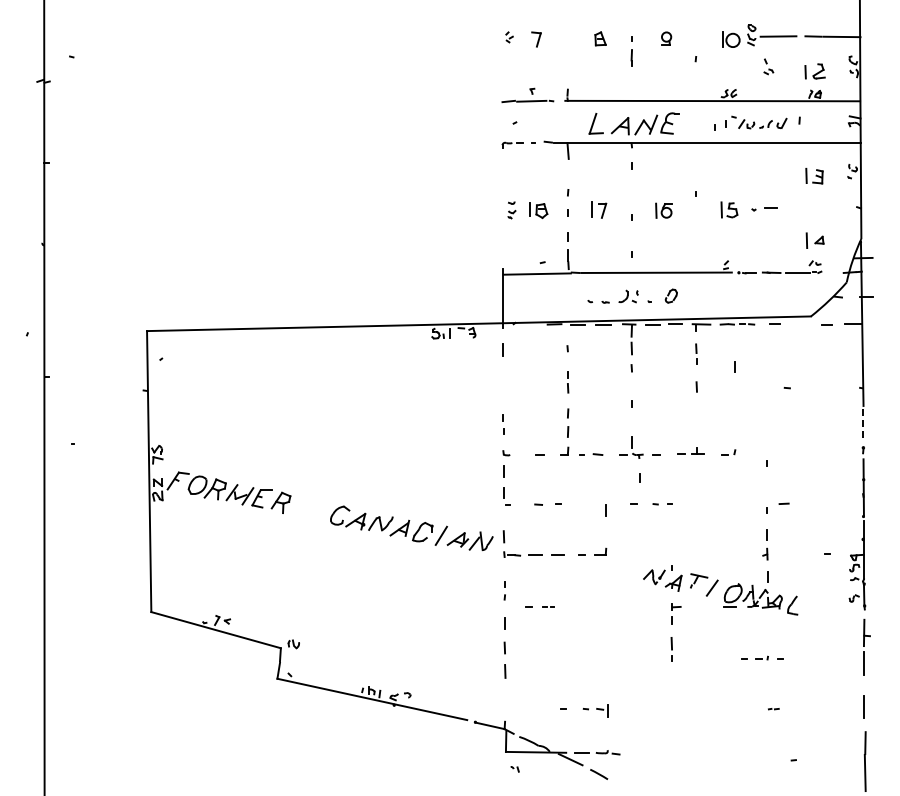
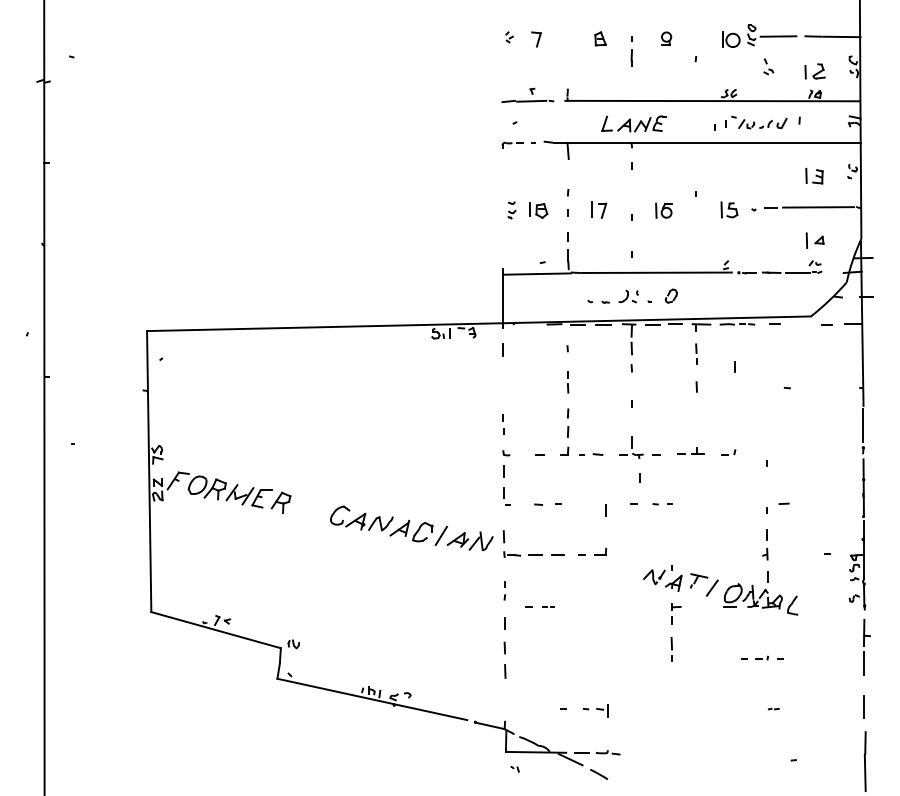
part size: 92x24 px -> 66x18 px (633, 123)
line: none -> present (818, 207)
line: dashed -> solid (862, 426)
